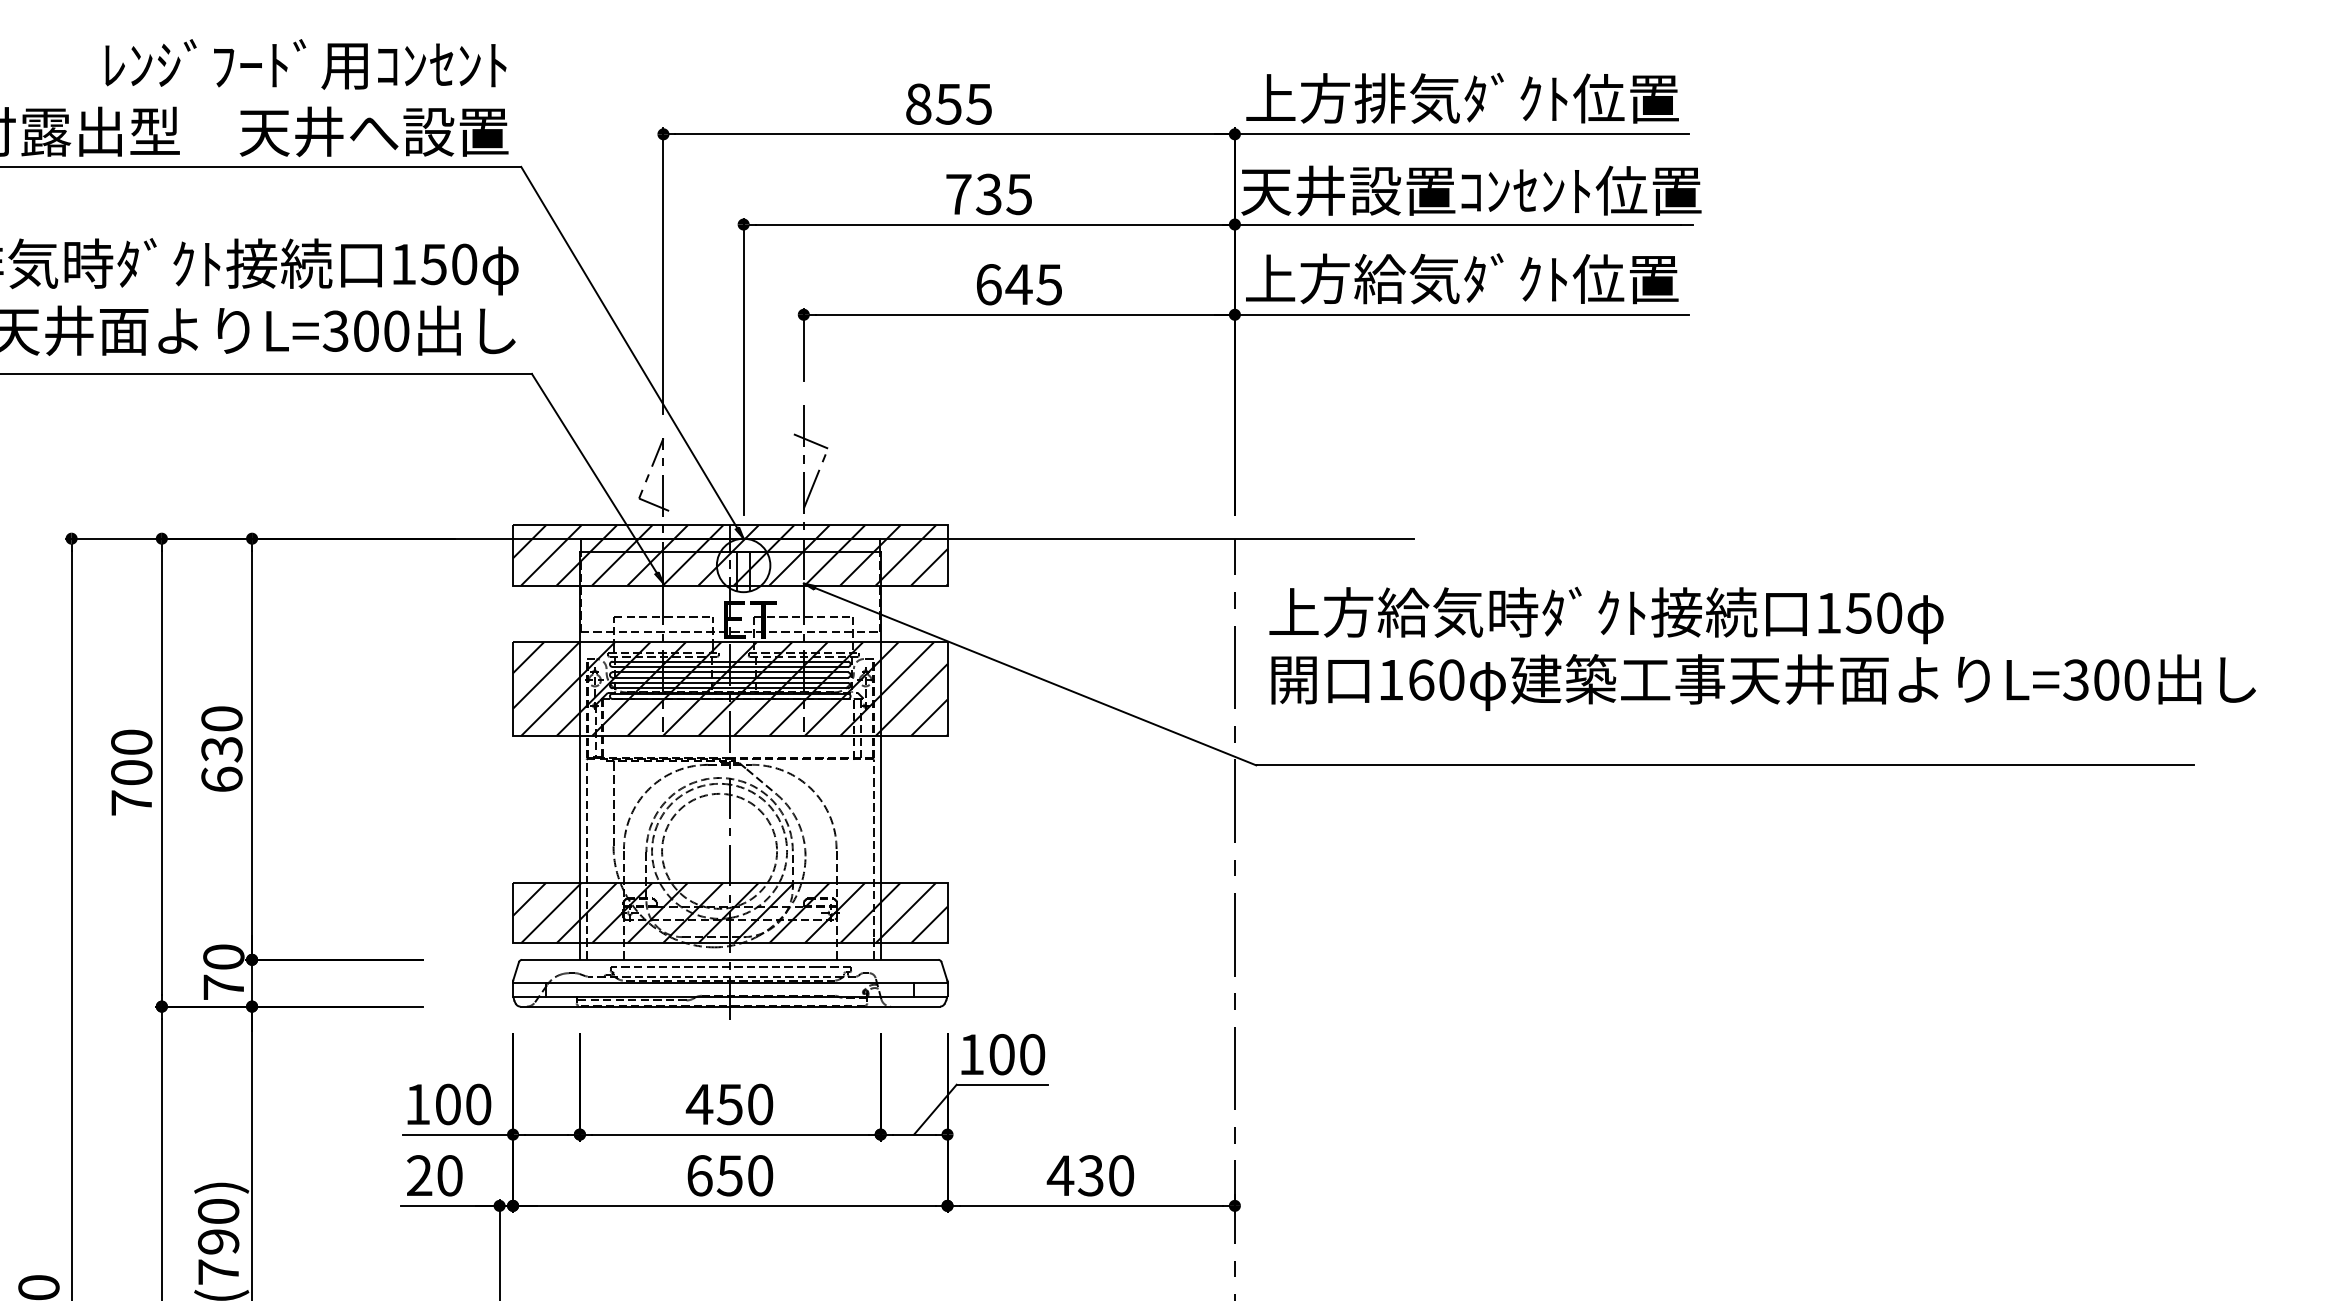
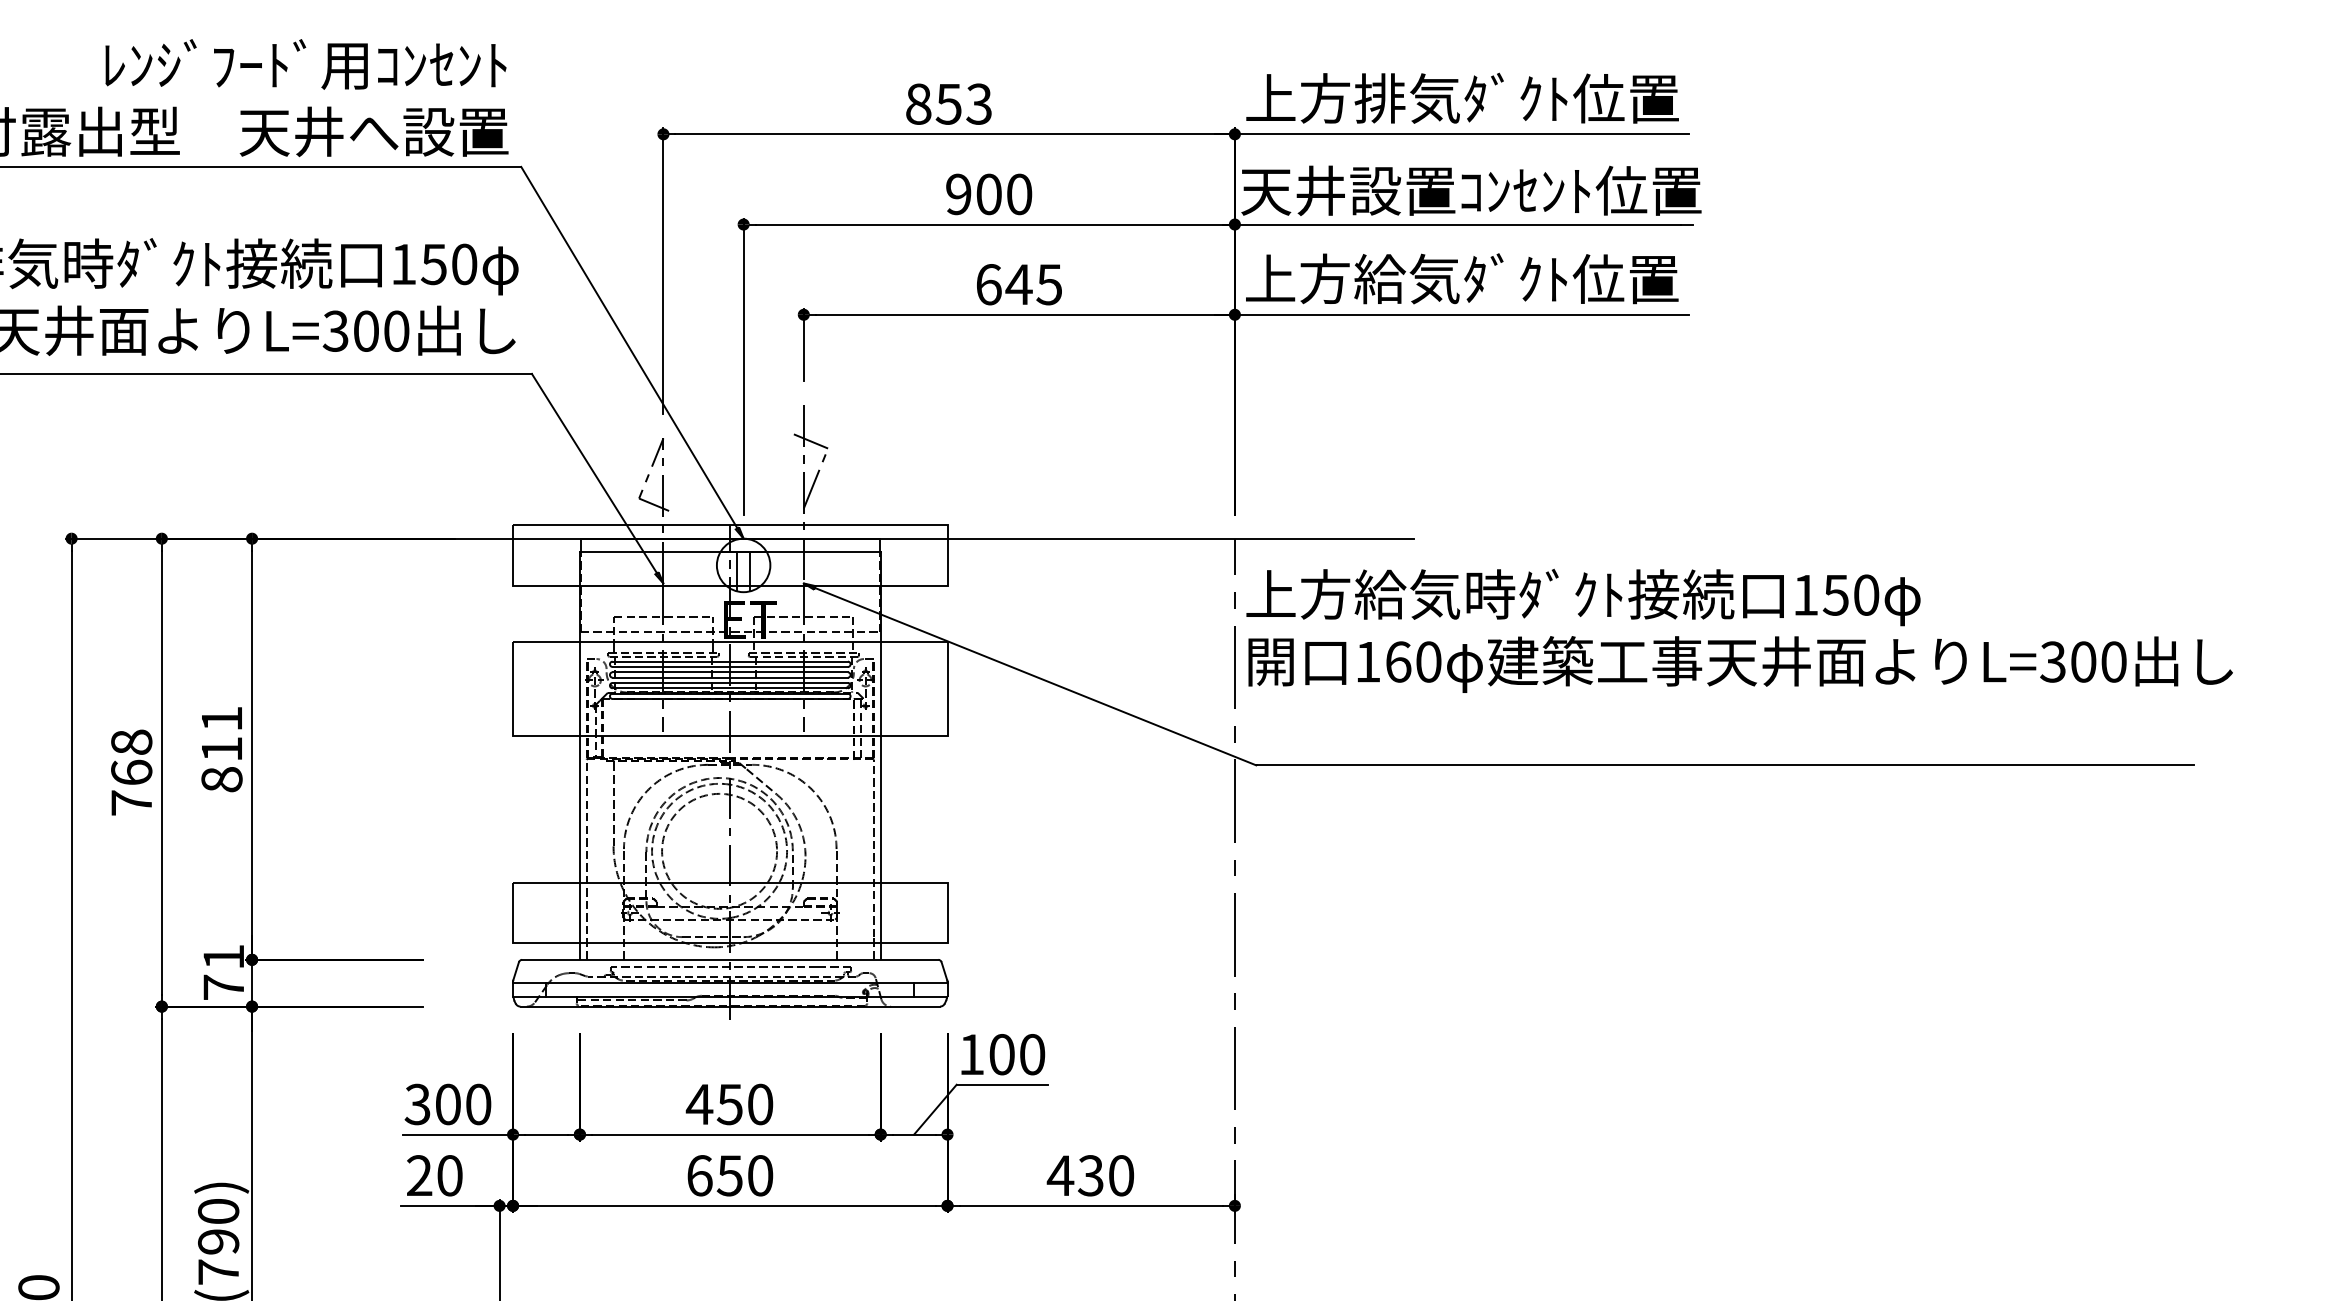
text: 855 -> 853 (978, 103)
text: 735 -> 900 (989, 194)
hatch: present -> none (730, 555)
text position: (1762, 648) -> (1739, 630) (1739, 630)
hatch: present -> none (730, 688)
text: 630 -> 811 (221, 749)
text: 700 -> 768 (131, 757)
hatch: present -> none (730, 912)
text: 70 -> 71 (223, 956)
text: 100 -> 300 (417, 1104)
